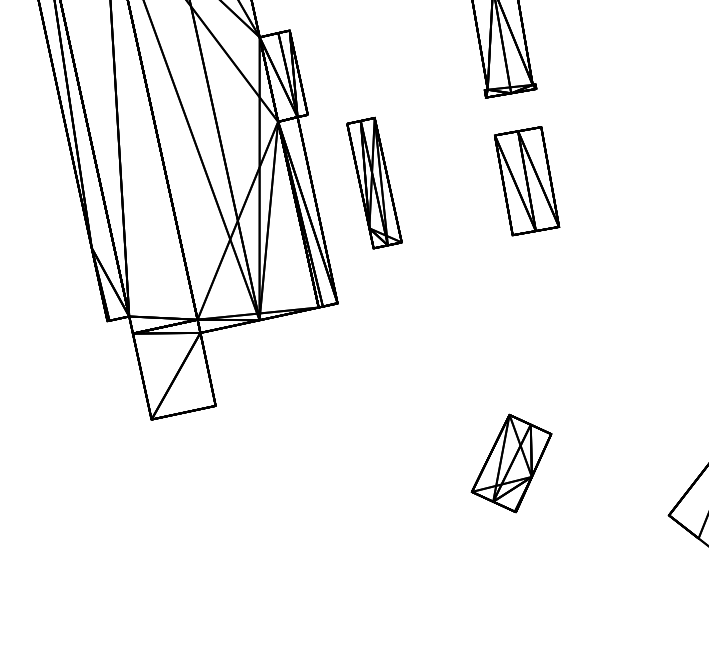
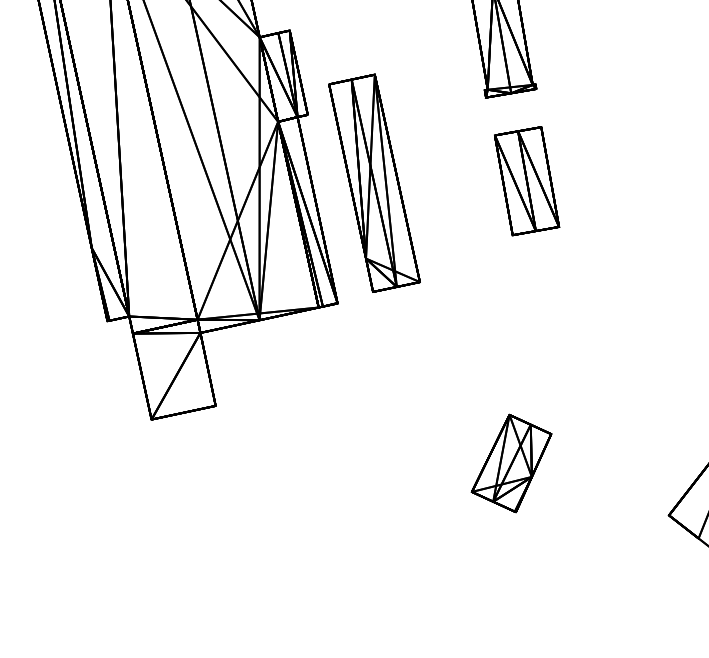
part size: 57x134 px -> 93x220 px (374, 182)
